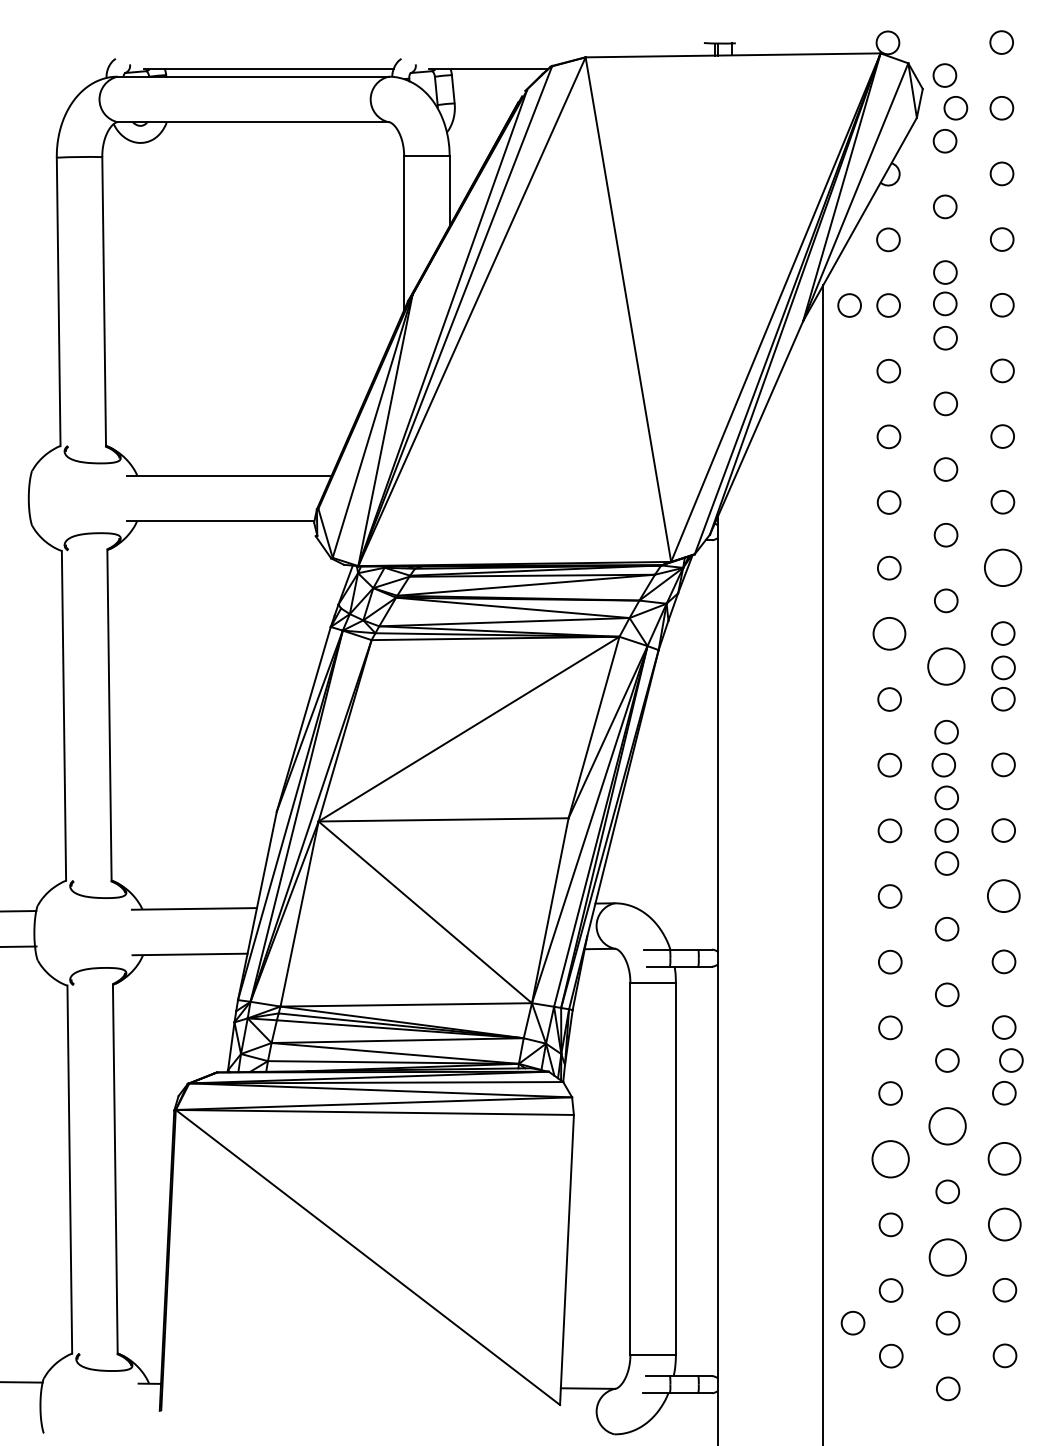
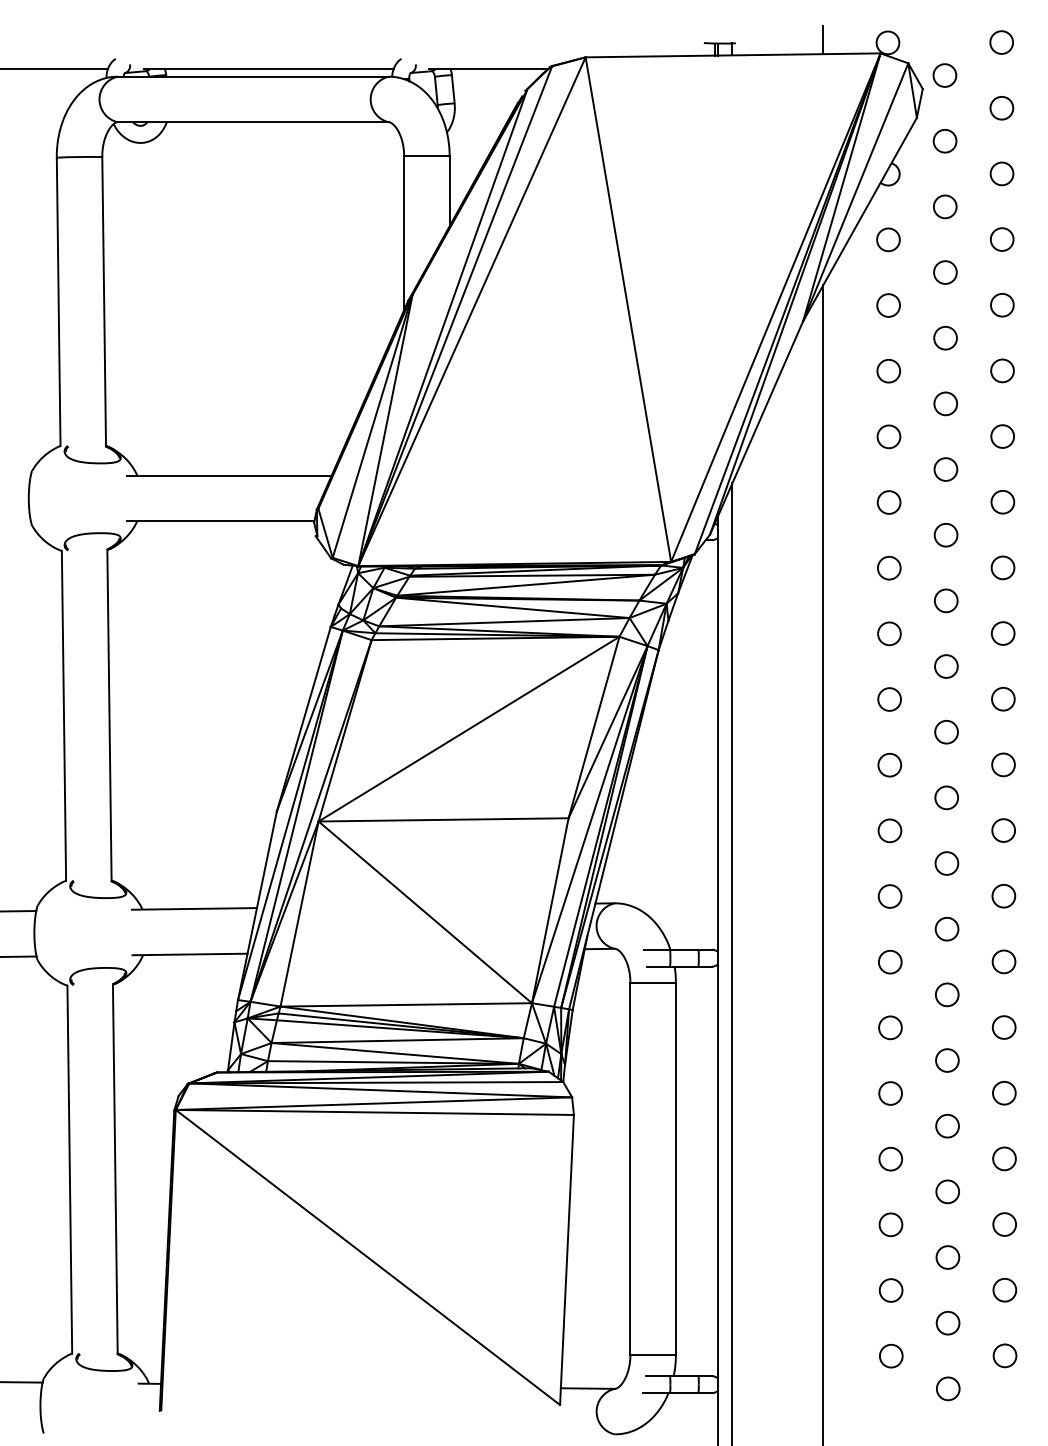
line: none -> present (823, 39)
line: none -> present (55, 69)
circle: present -> none (955, 108)
circle: present -> none (945, 303)
circle: present -> none (849, 305)
circle size: 39x39 px -> 26x26 px (1002, 567)
circle size: 35x34 px -> 25x26 px (889, 633)
circle size: 39x39 px -> 25x25 px (946, 666)
circle: present -> none (1003, 667)
circle: present -> none (943, 764)
circle: present -> none (946, 830)
circle size: 34x34 px -> 26x25 px (1003, 896)
line position: (19, 946) -> (19, 956) (19, 956)
line: none -> present (732, 962)
circle: present -> none (1011, 1060)
circle size: 39x39 px -> 25x26 px (947, 1125)
circle size: 35x34 px -> 25x26 px (1004, 1158)
circle size: 39x39 px -> 26x26 px (890, 1158)
circle size: 34x35 px -> 25x25 px (1004, 1224)
circle size: 39x39 px -> 26x25 px (947, 1257)
circle: present -> none (852, 1322)
